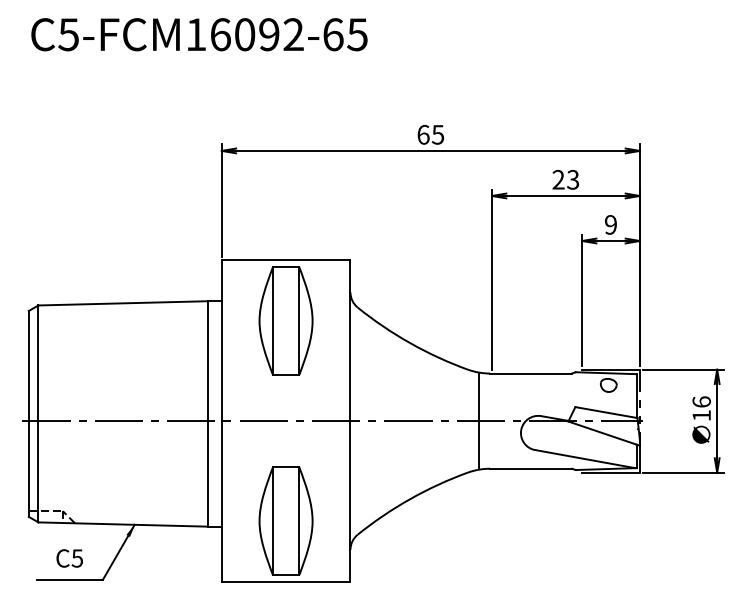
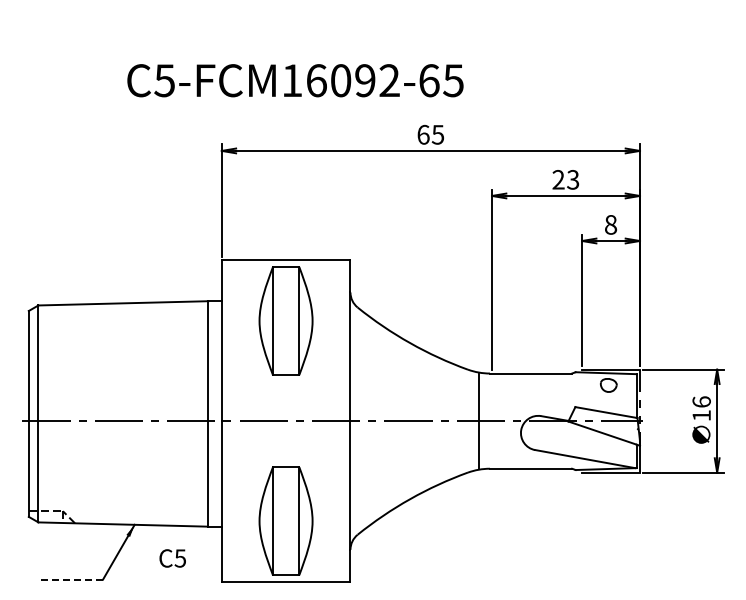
text position: (199, 34) -> (295, 80) (295, 80)
text: 9 -> 8 (611, 224)
text position: (69, 558) -> (172, 558) (172, 558)
line: solid -> dashed (69, 579)
